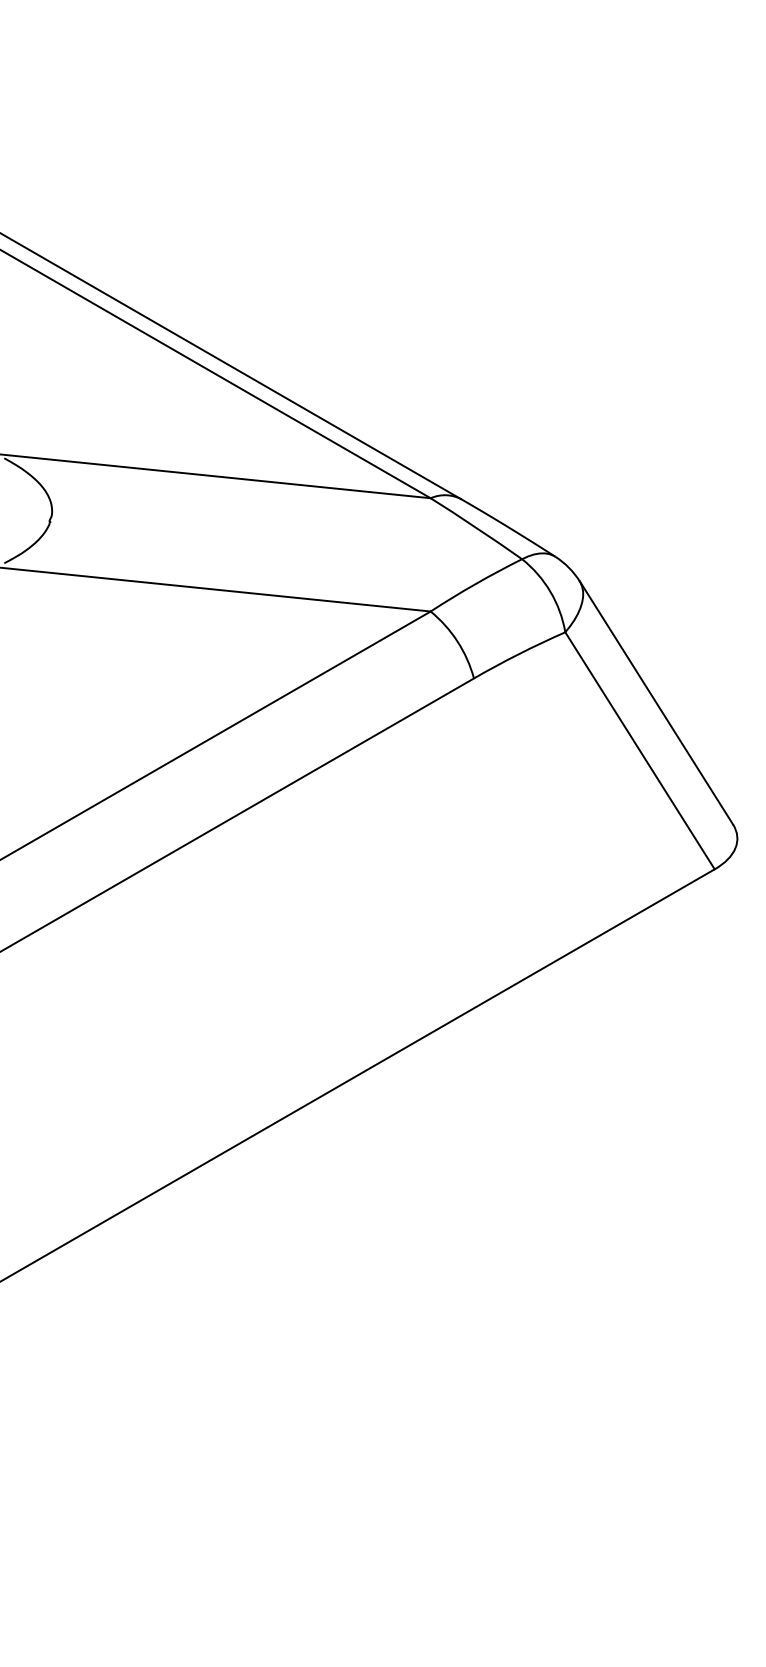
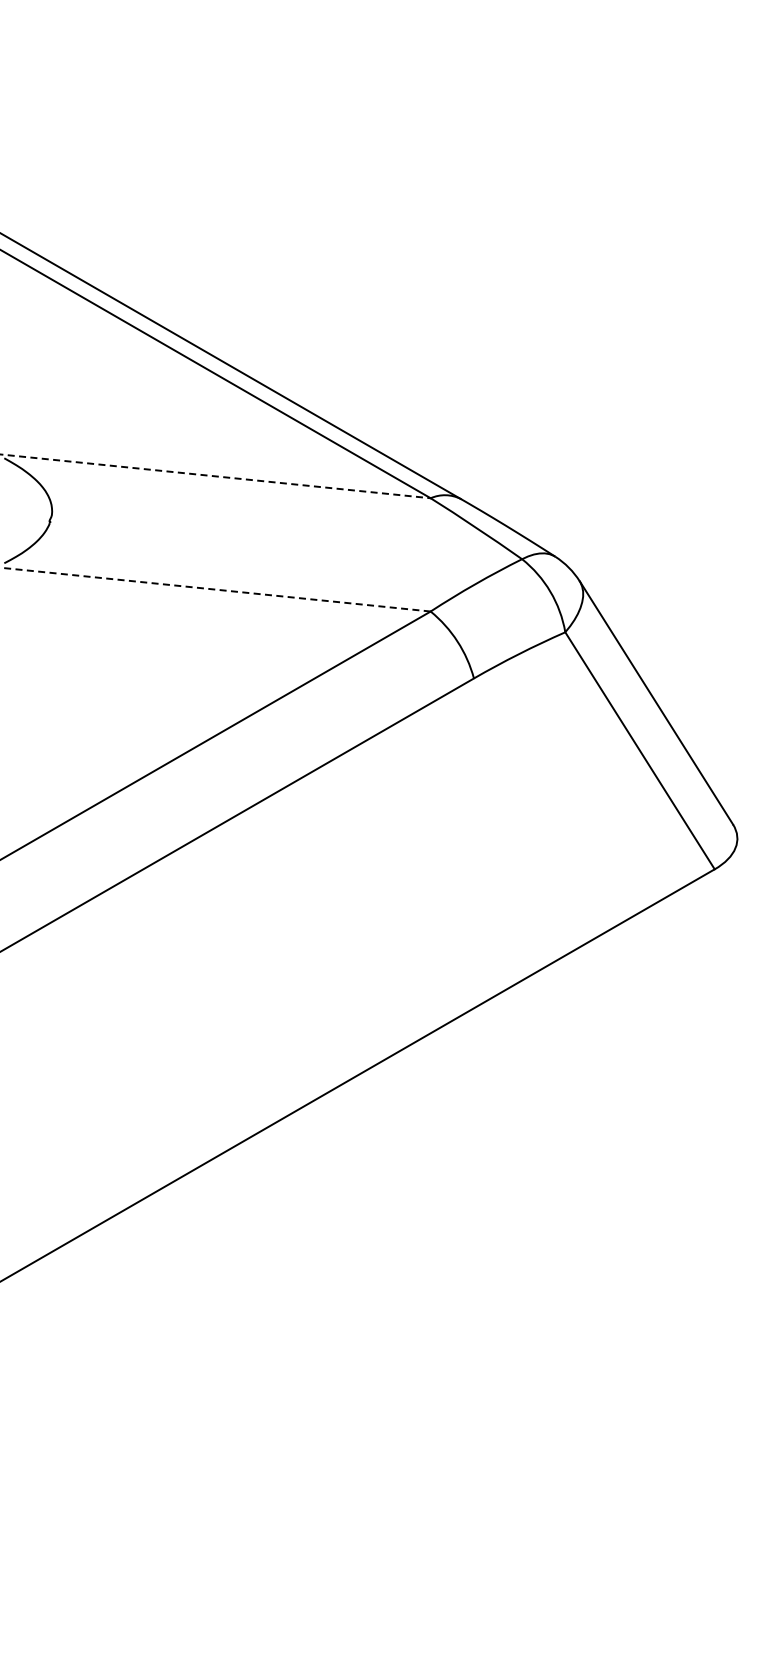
line: solid -> dashed (216, 476)
line: solid -> dashed (215, 589)
